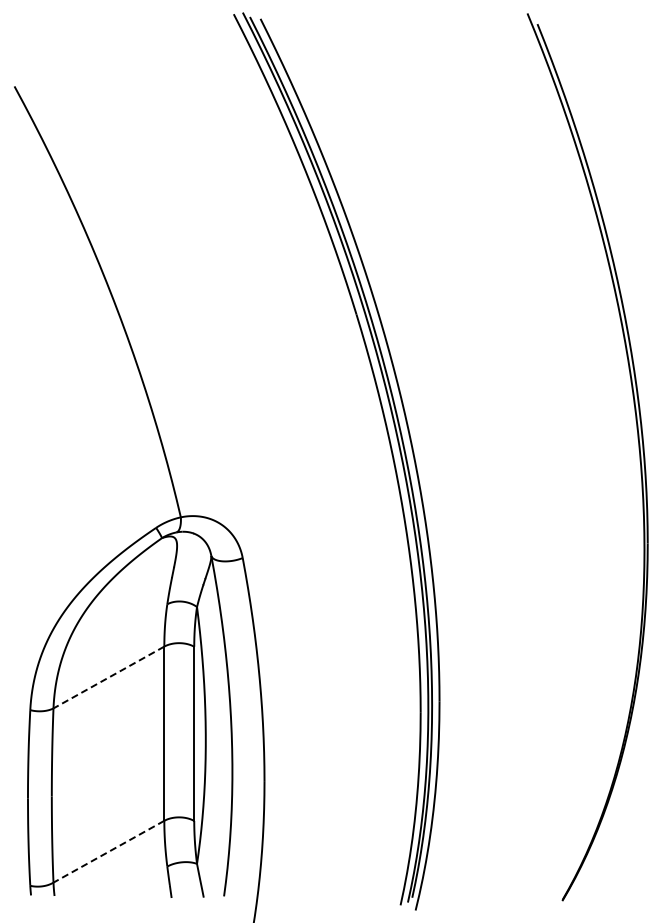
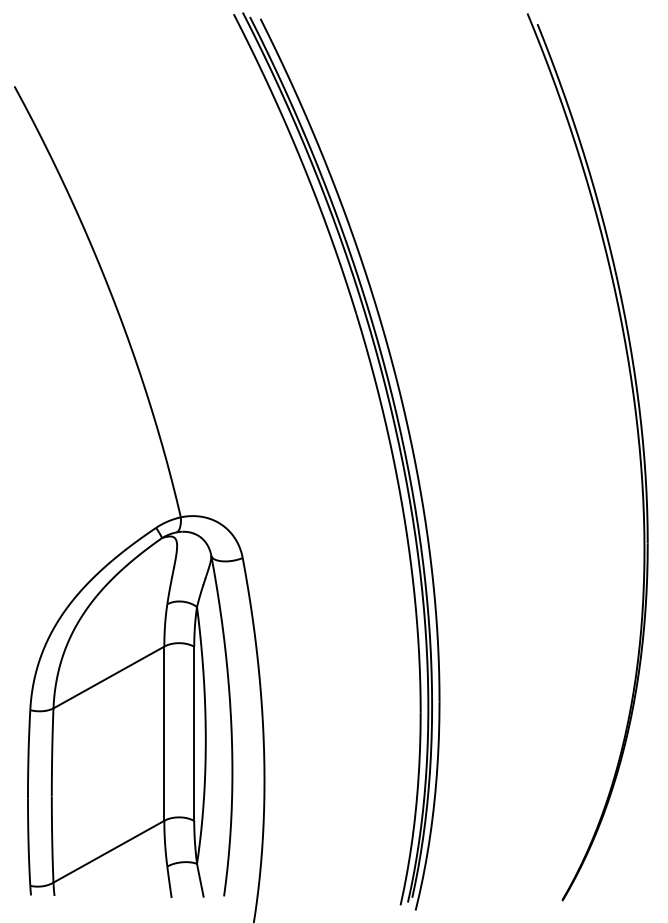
line: dashed -> solid (108, 677)
line: dashed -> solid (108, 851)
